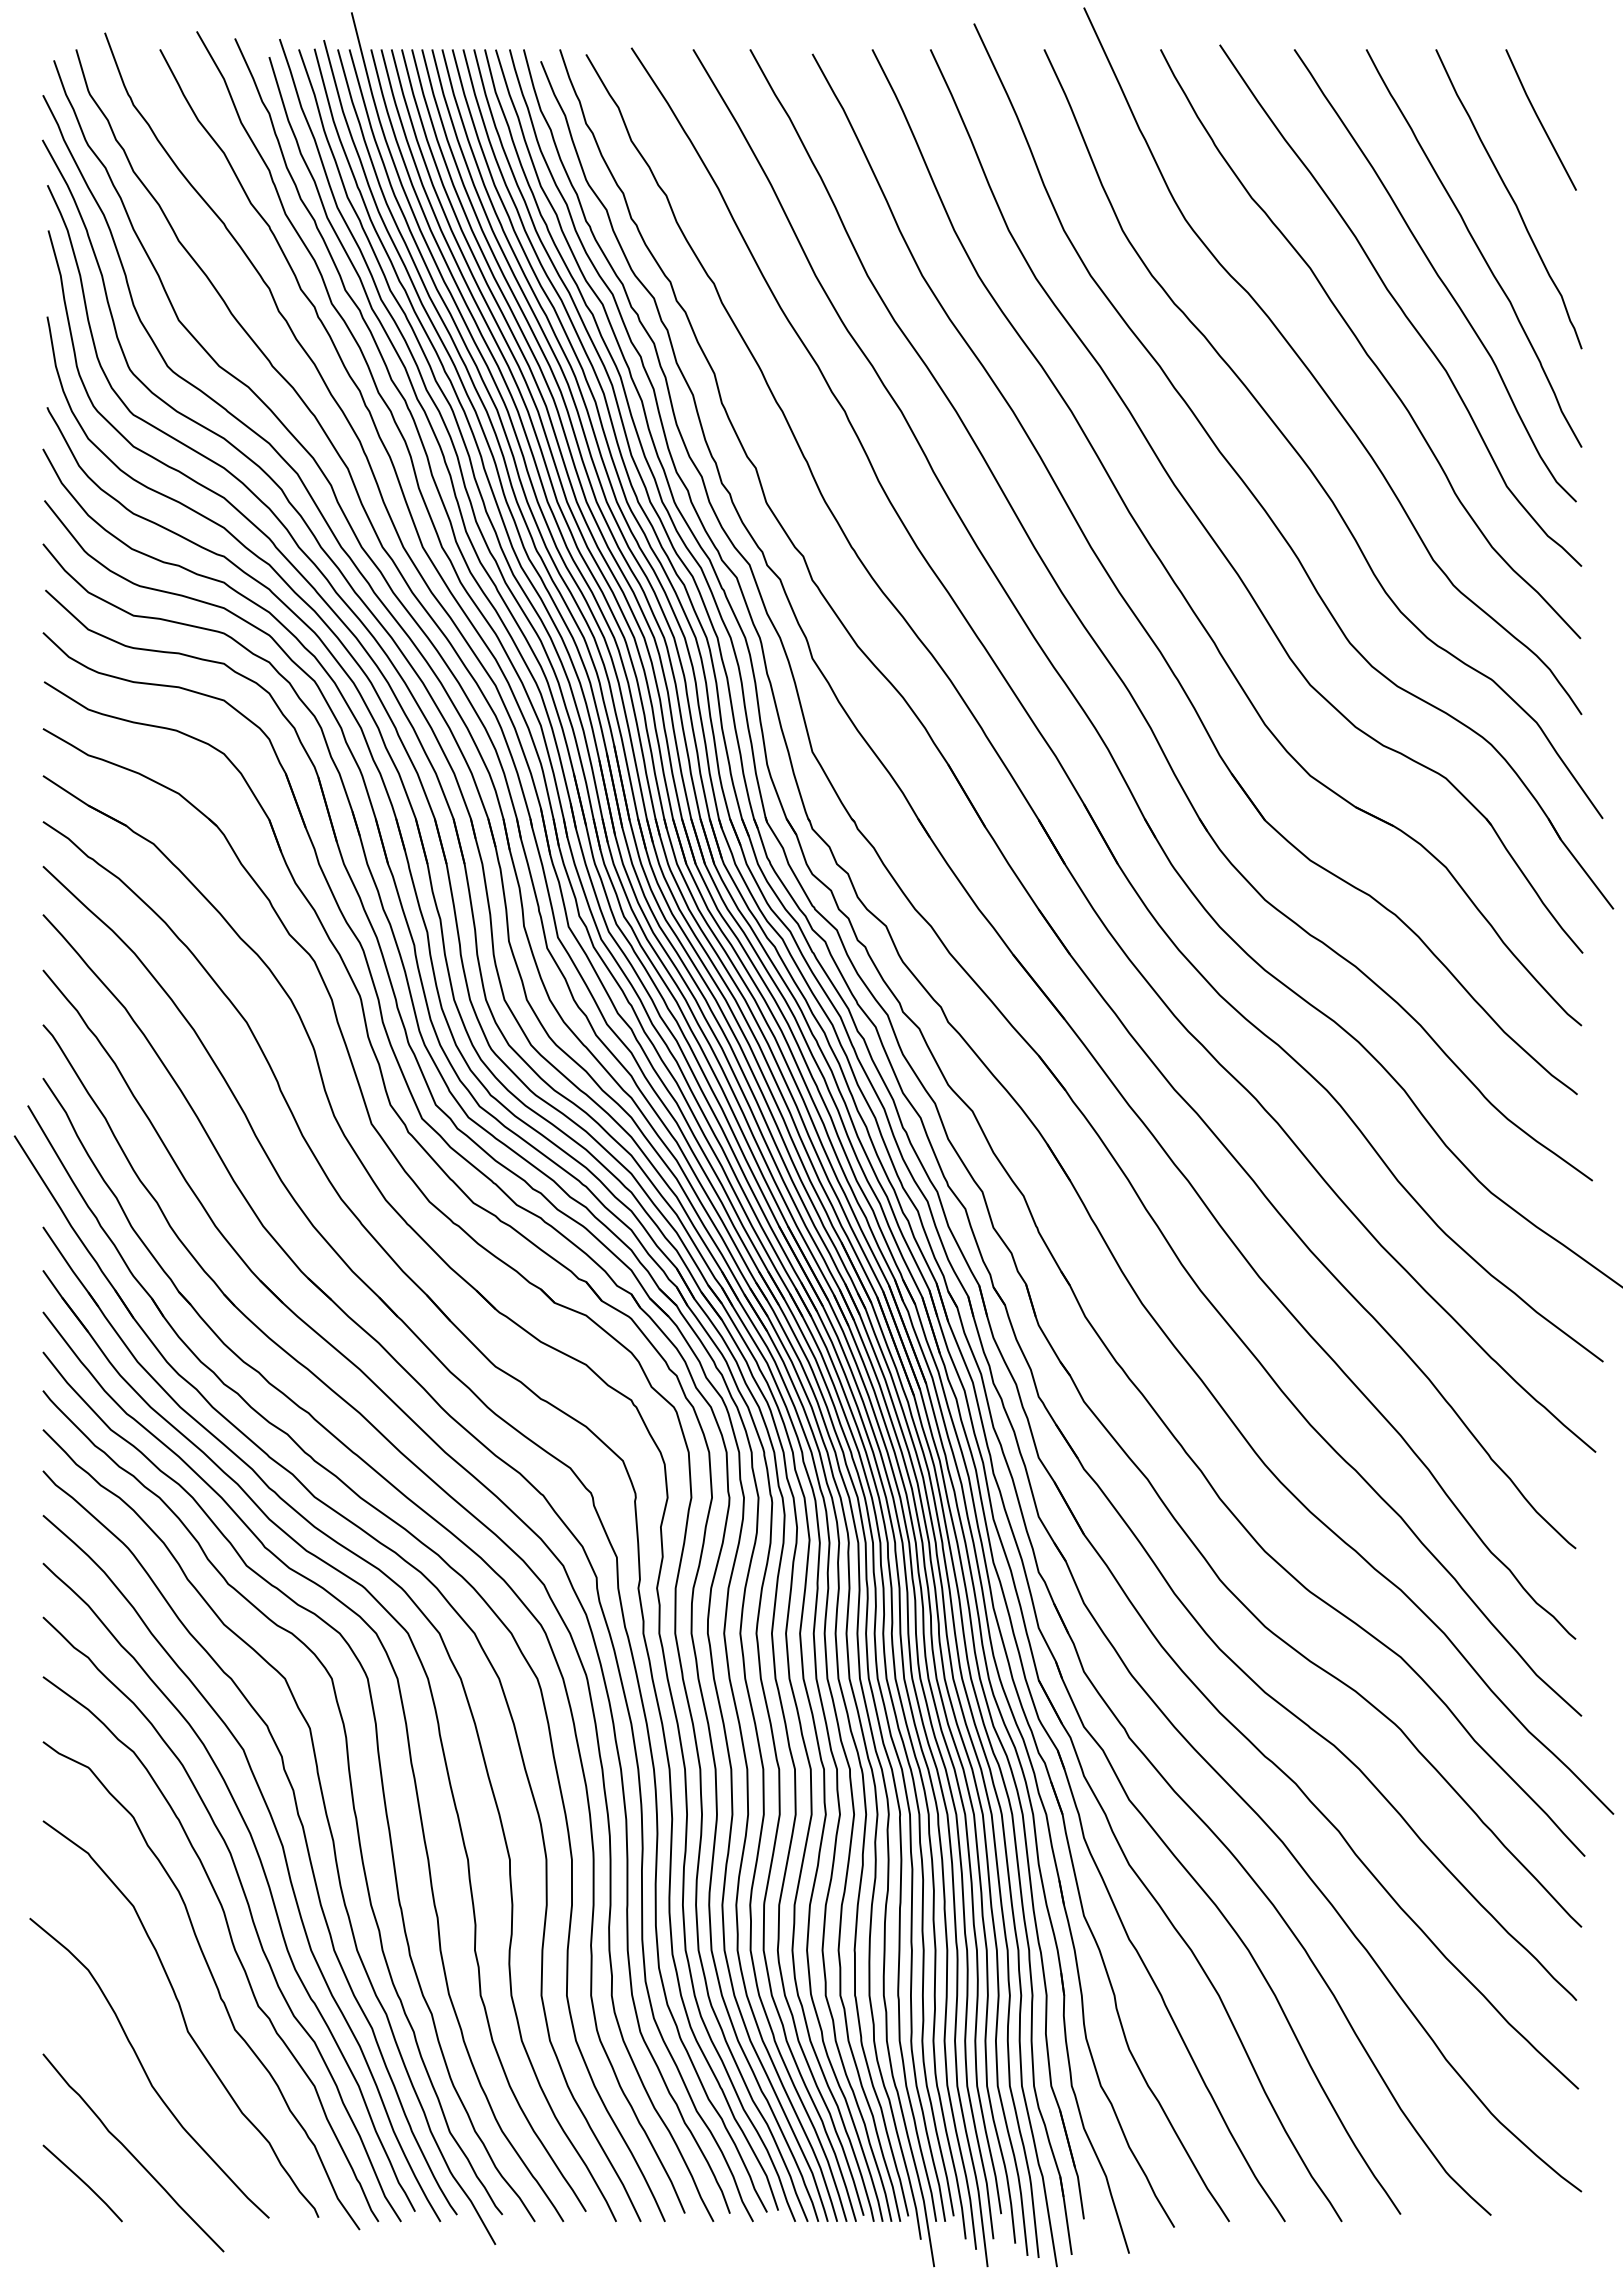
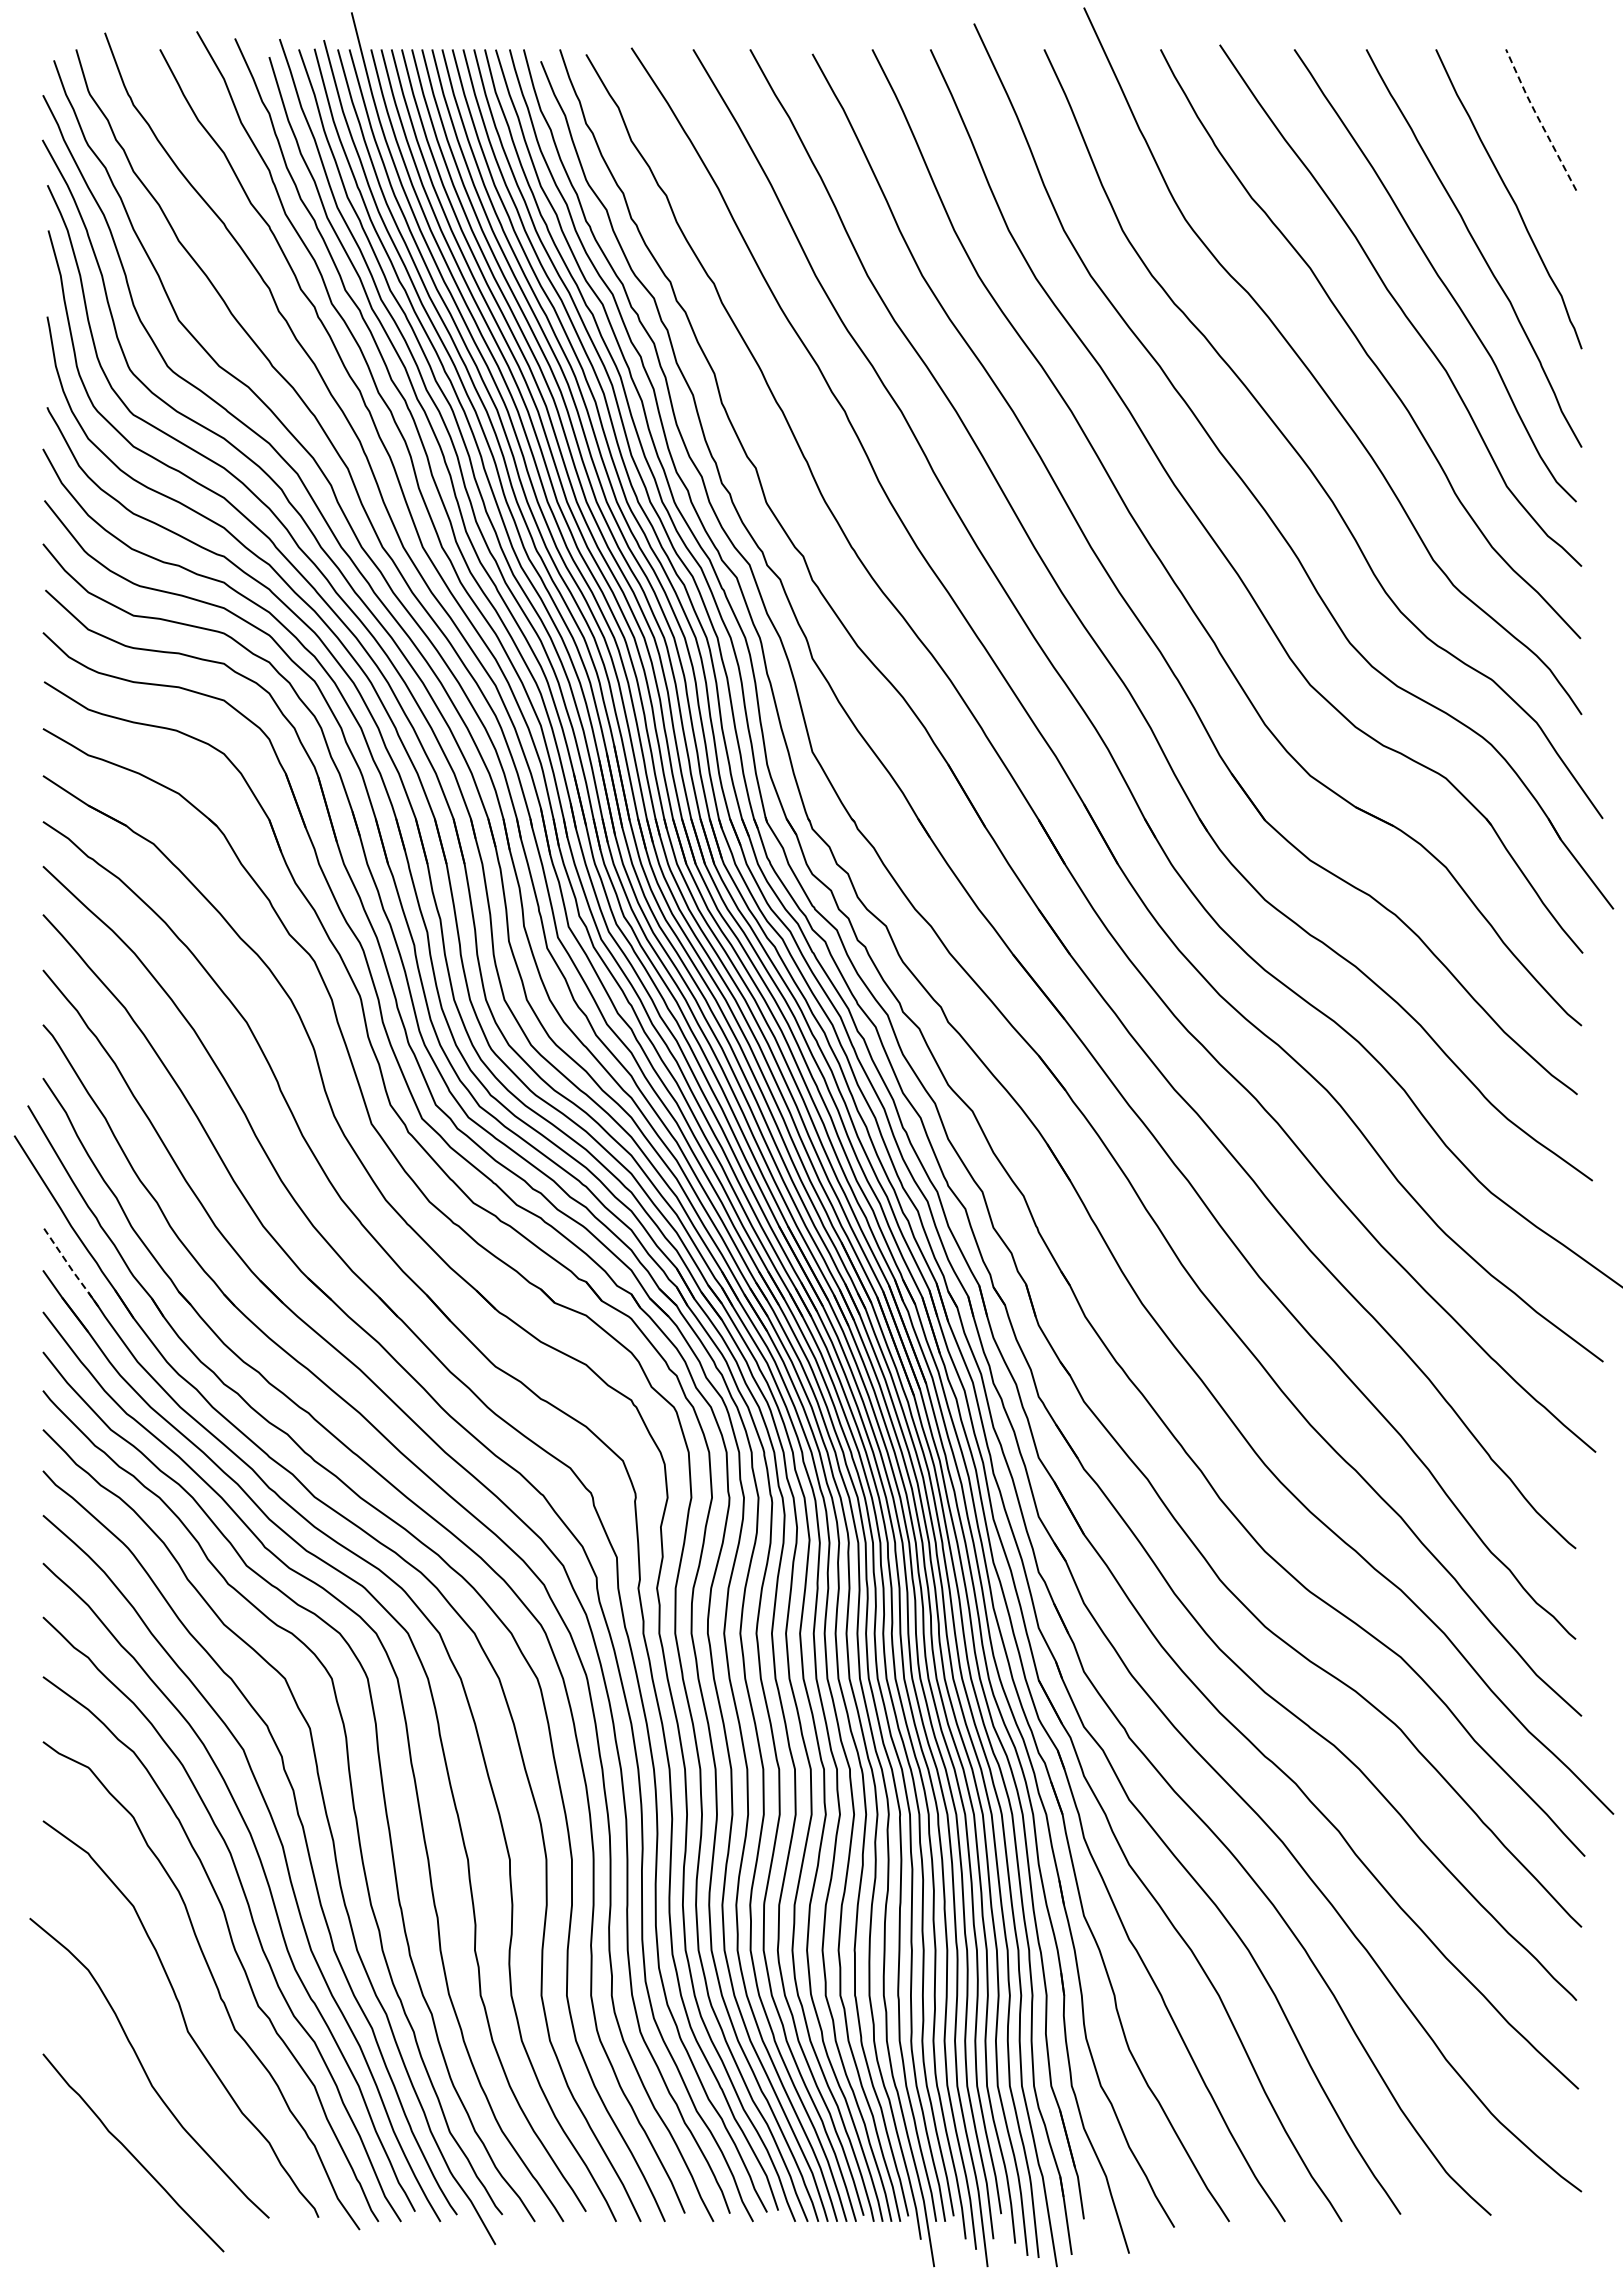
line: solid -> dashed (1538, 119)
line: solid -> dashed (70, 1268)
line: present -> none (82, 2182)
